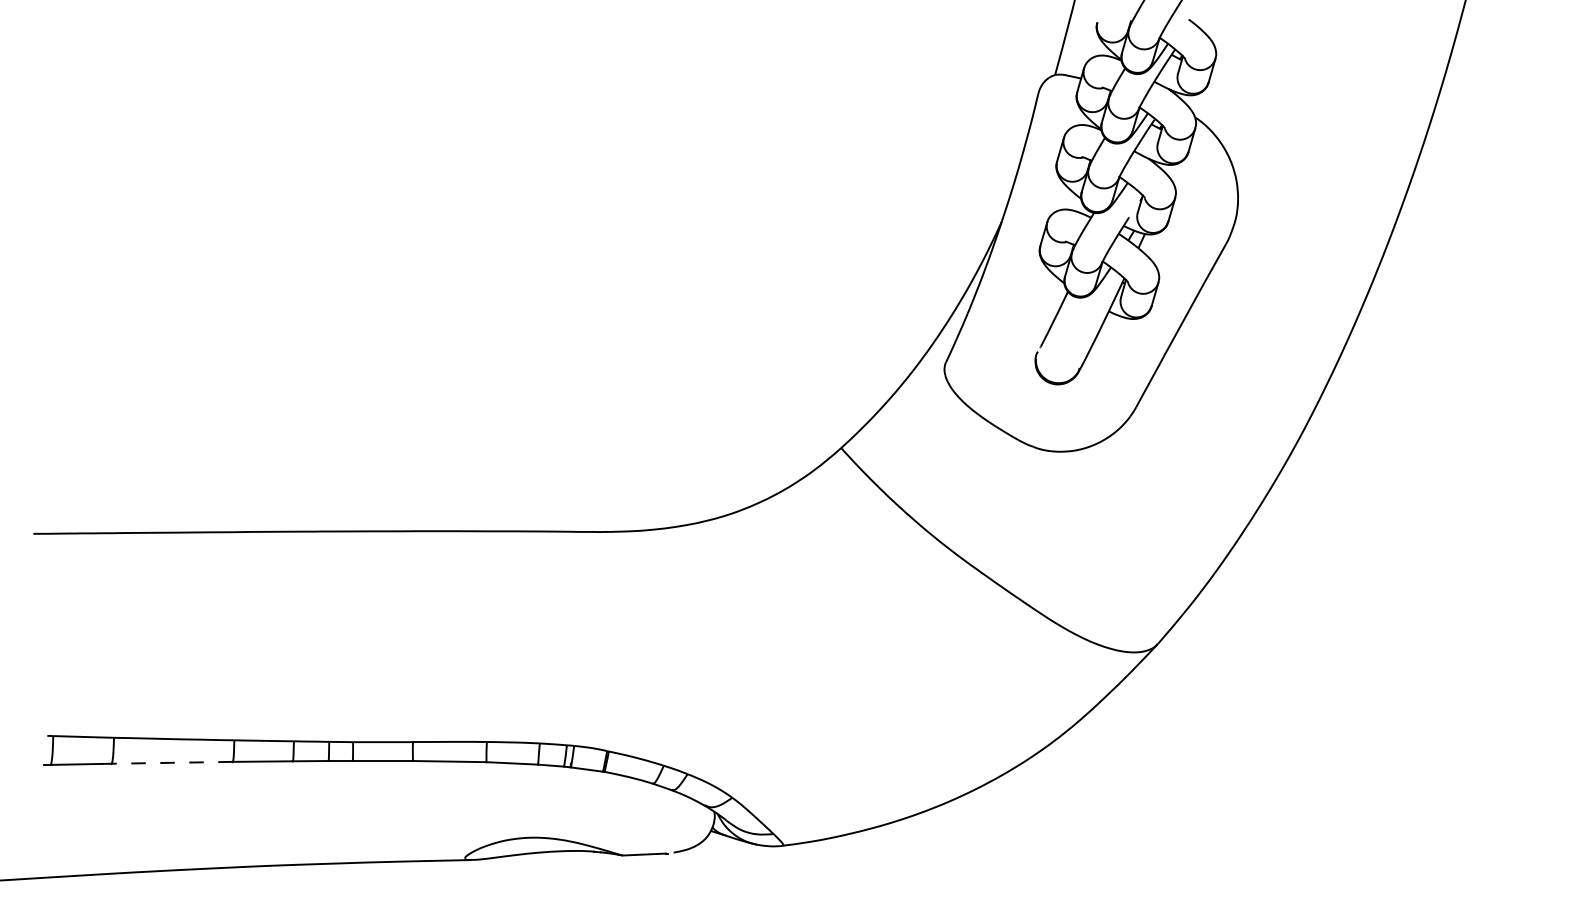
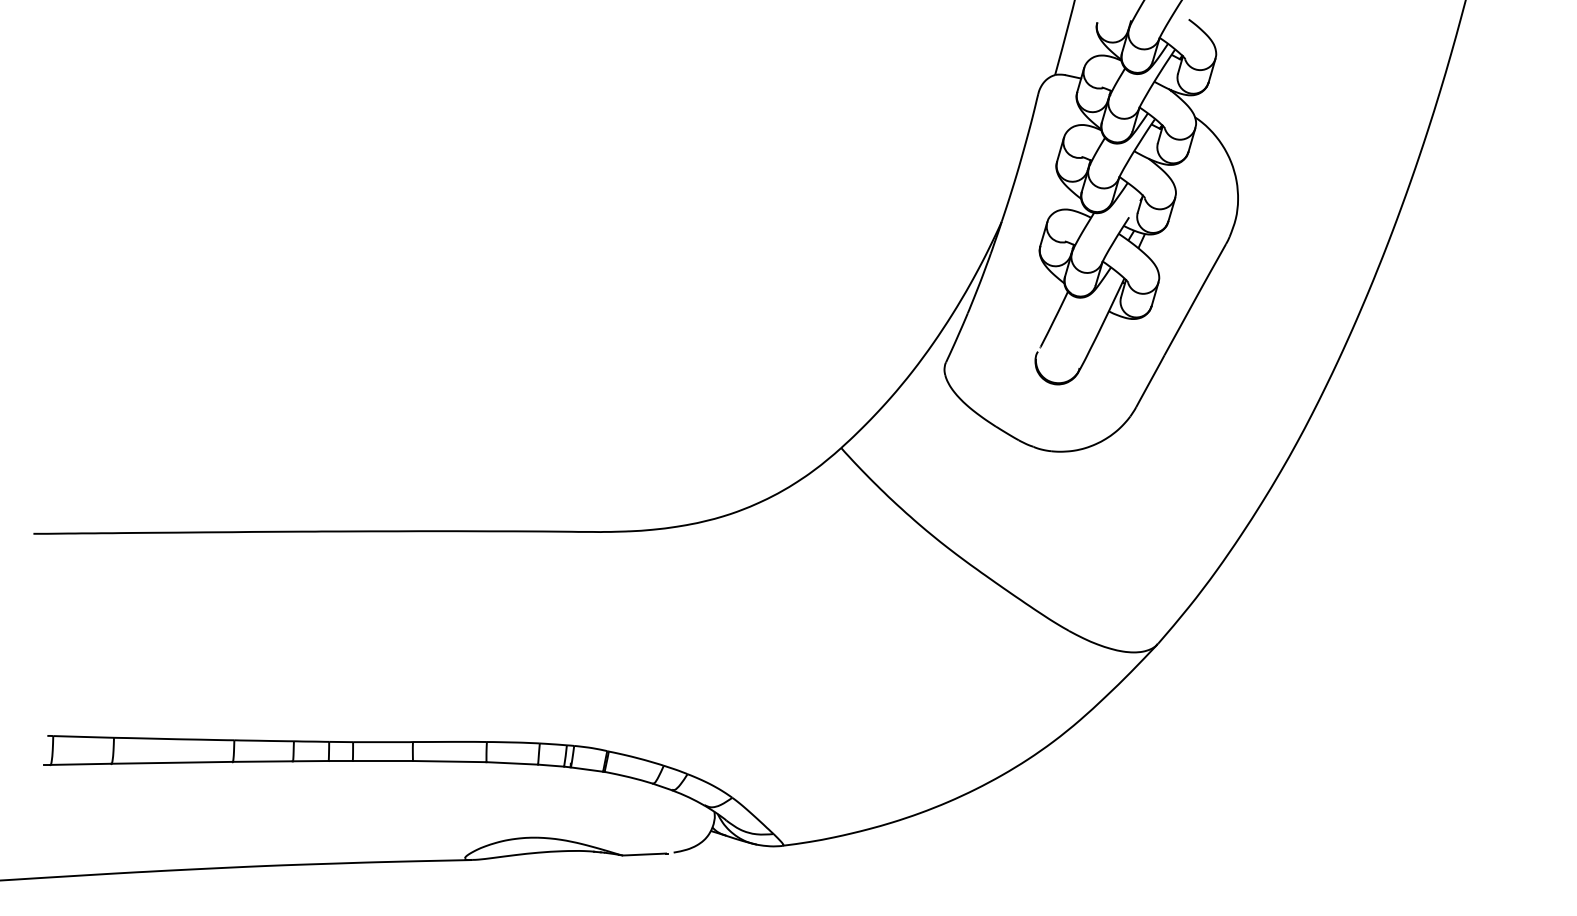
line: dashed -> solid (172, 762)
